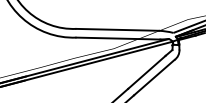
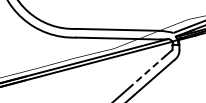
line: solid -> dashed (146, 72)
